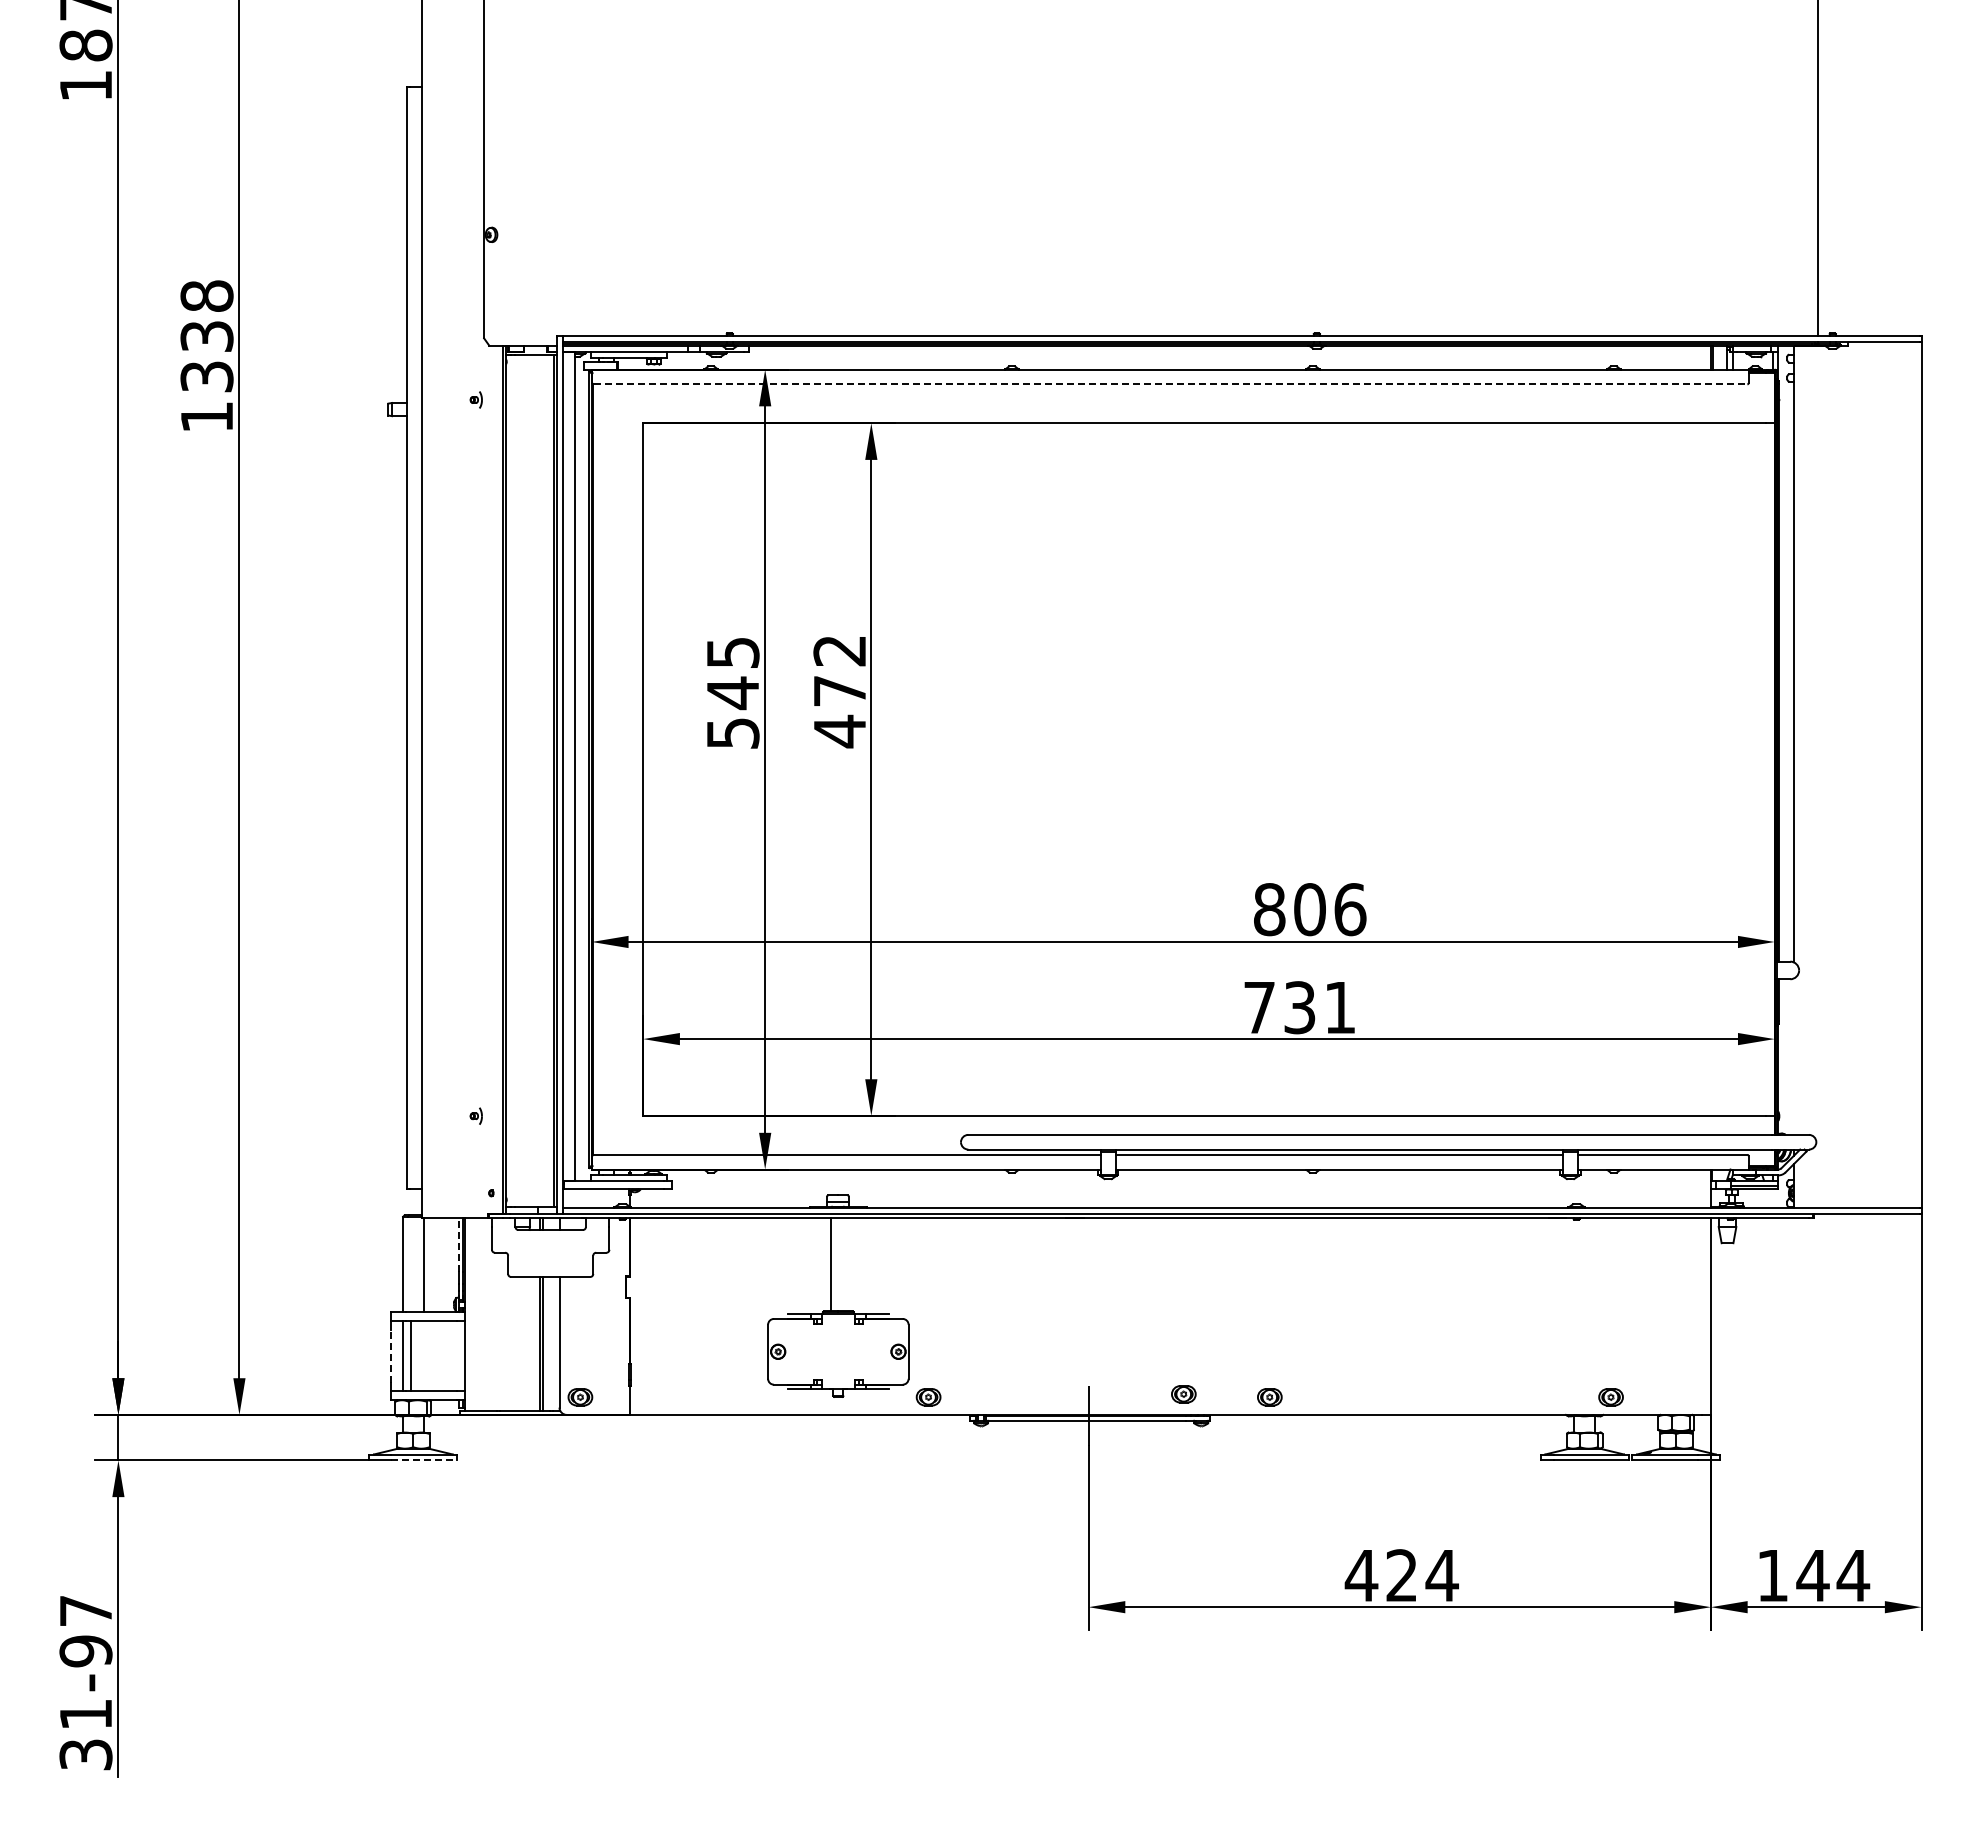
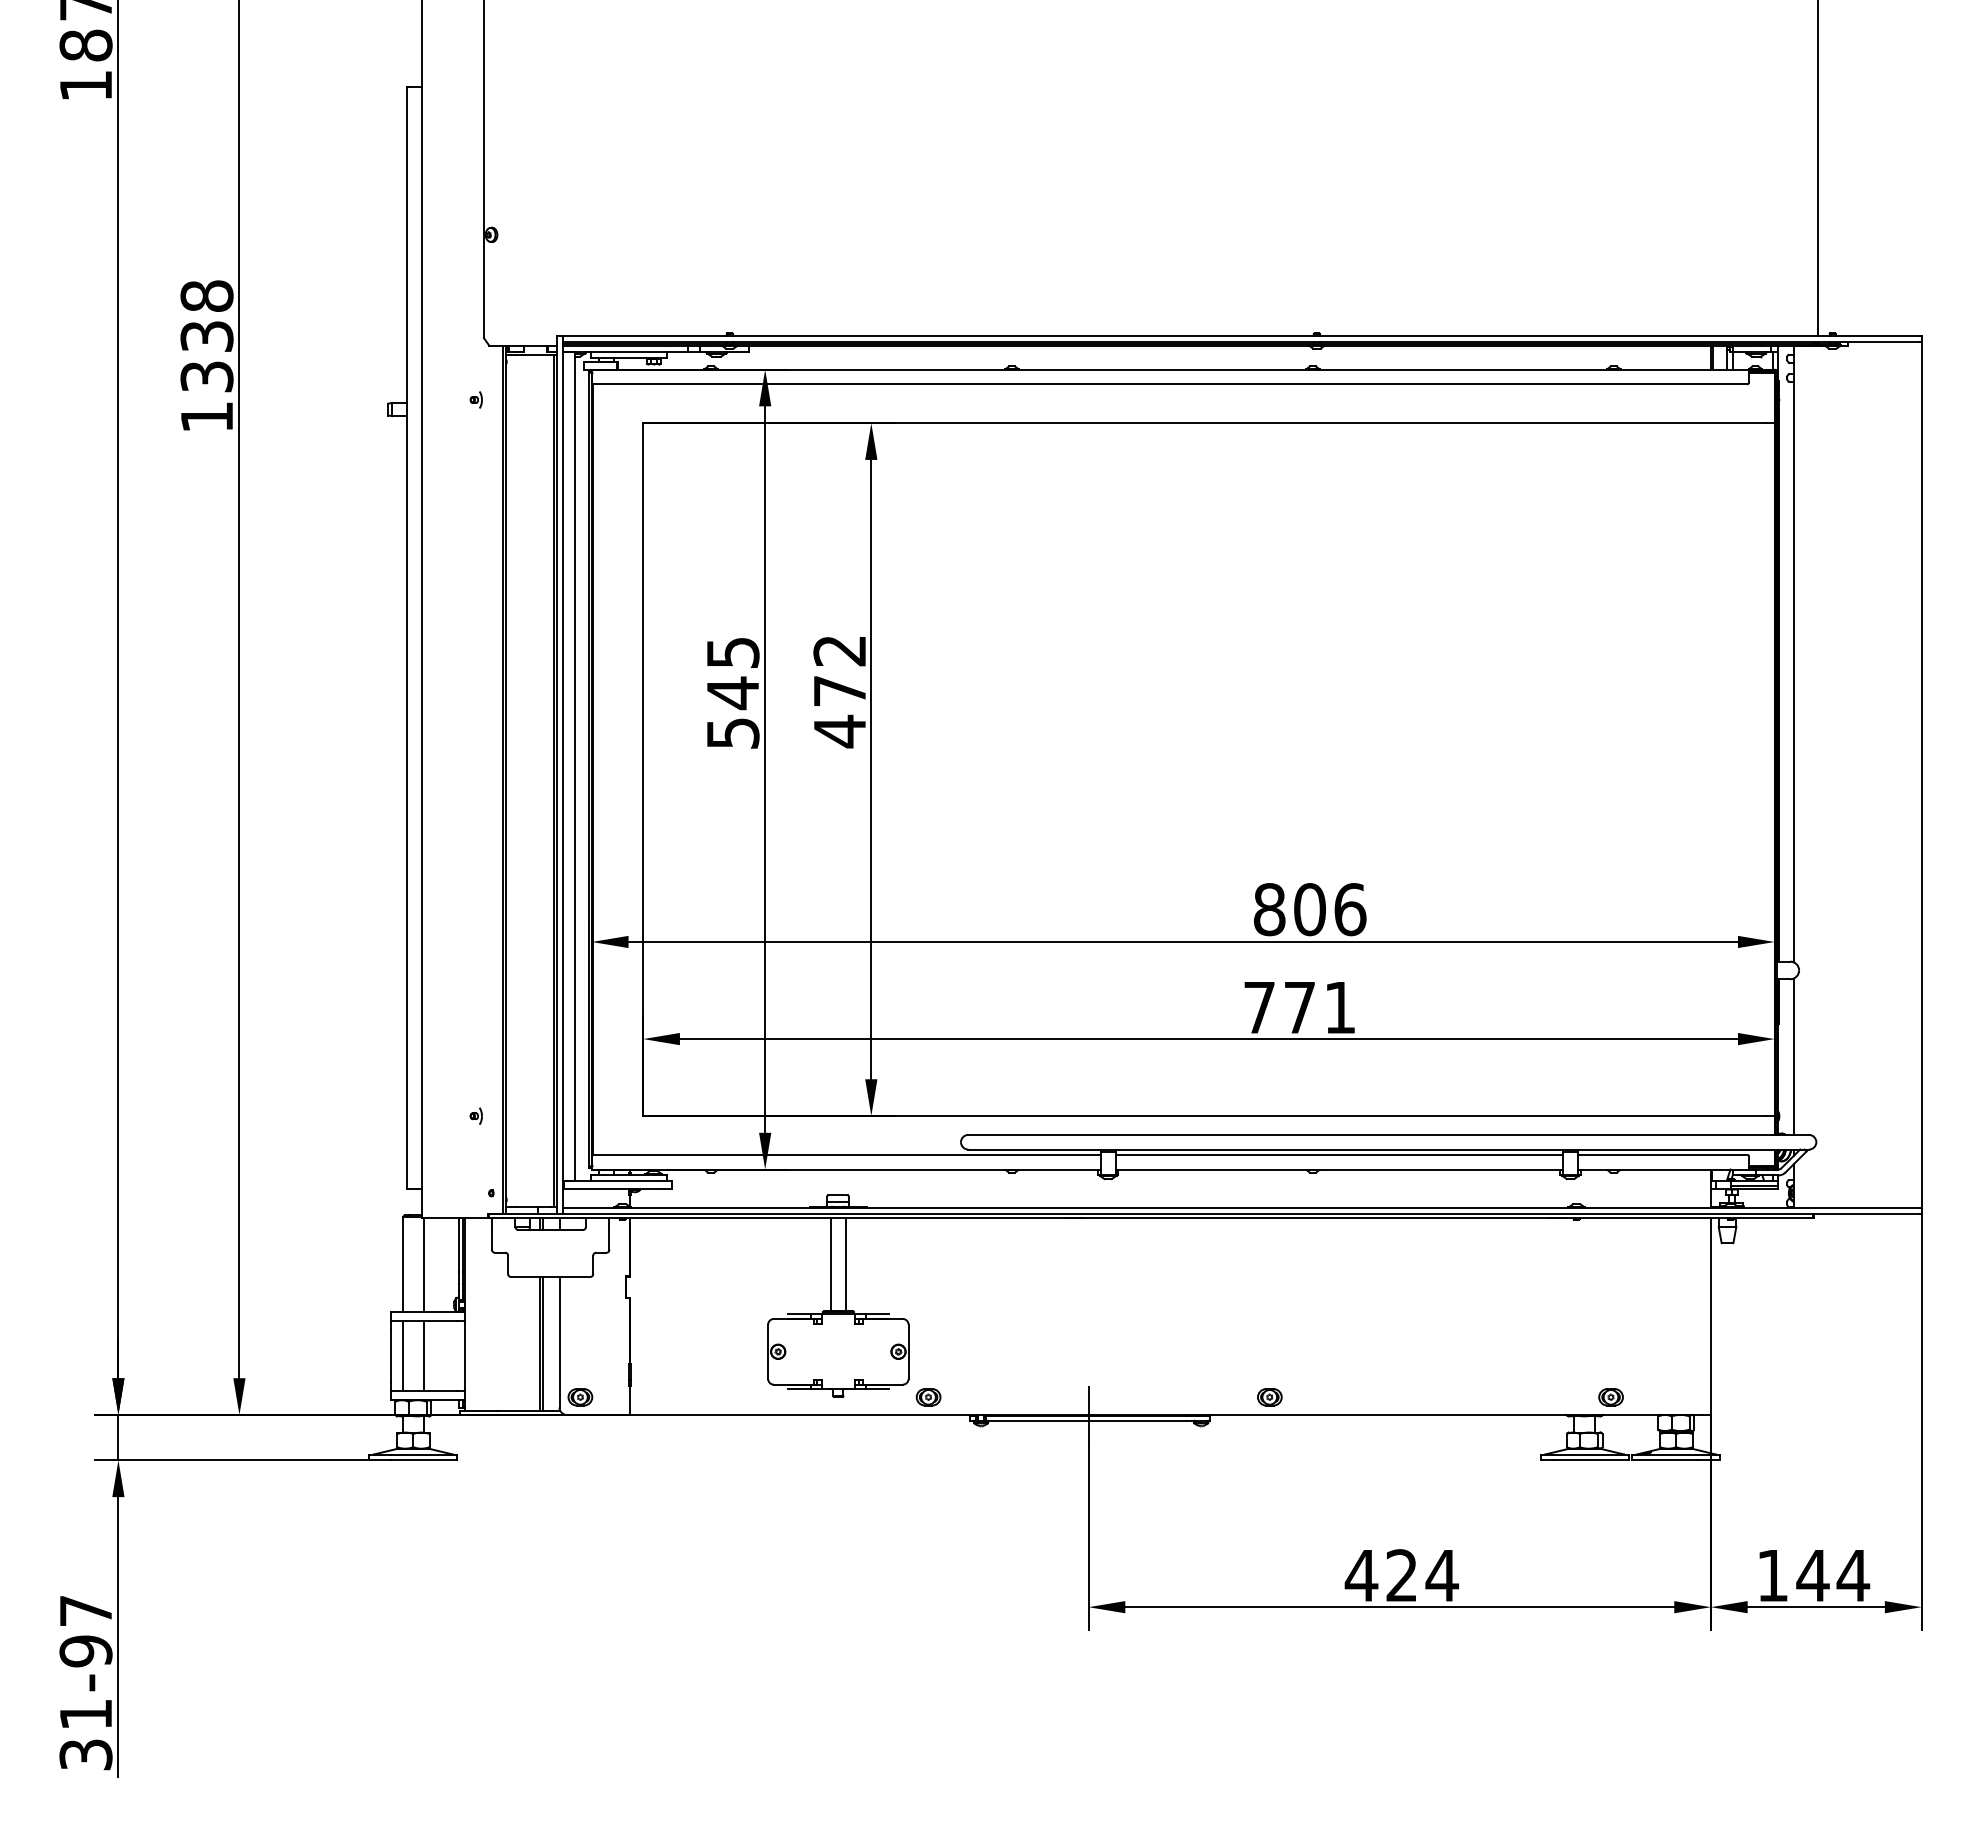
line: dashed -> solid (1170, 384)
text: 731 -> 771 (1299, 1007)
line: none -> present (1793, 1056)
line: dashed -> solid (458, 1245)
line: none -> present (845, 1264)
line: dashed -> solid (391, 1355)
line position: (410, 1356) -> (423, 1356) (423, 1356)
part: present -> none (1183, 1394)
line: dashed -> solid (424, 1460)
